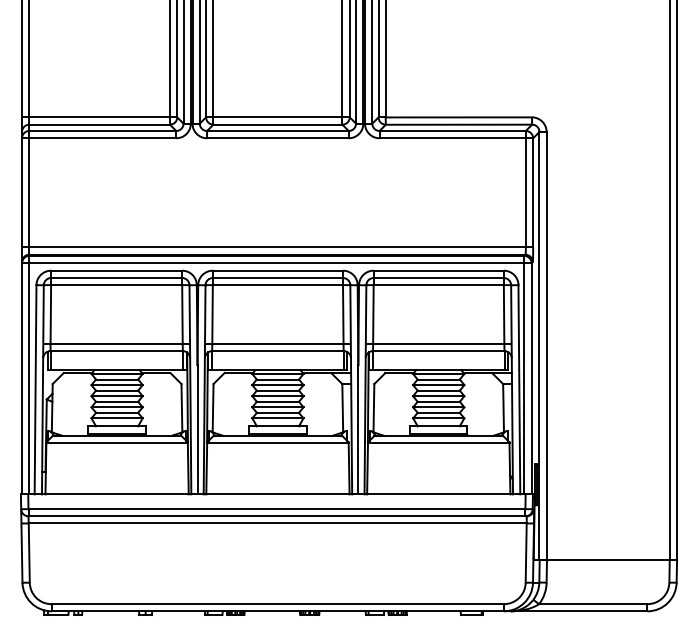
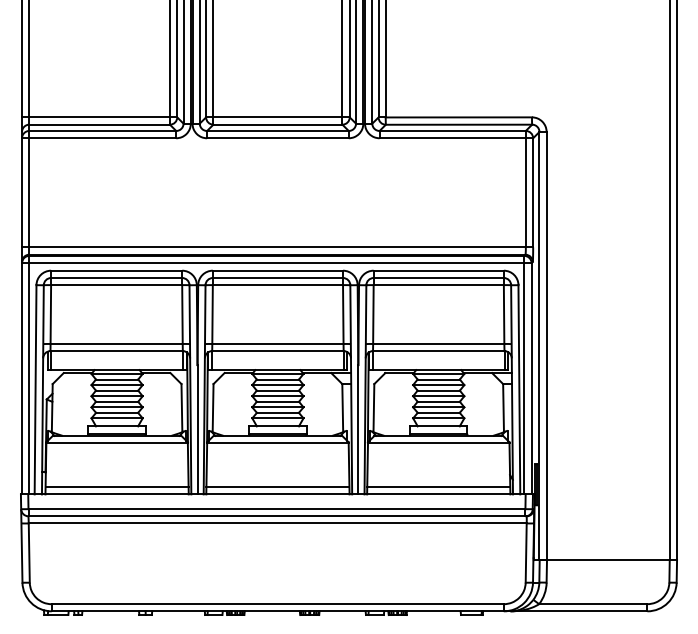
line: none -> present (116, 487)
line: none -> present (277, 487)
line: none -> present (438, 487)
